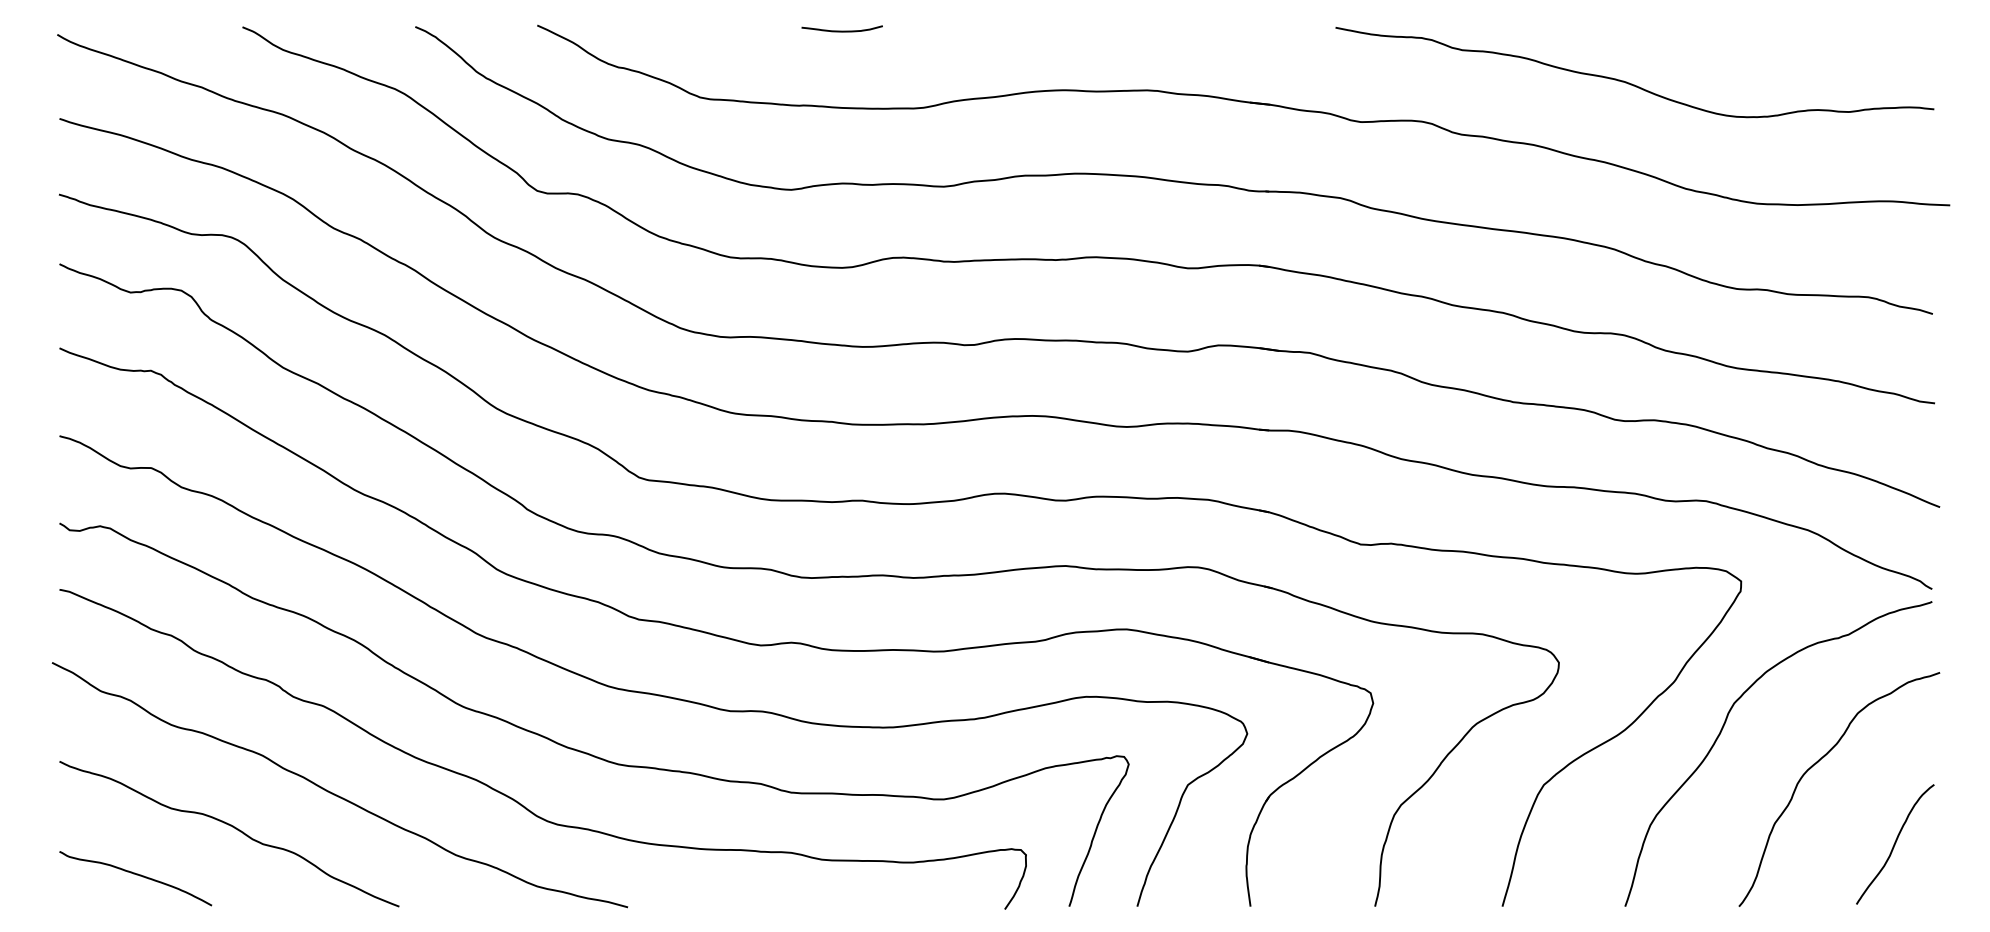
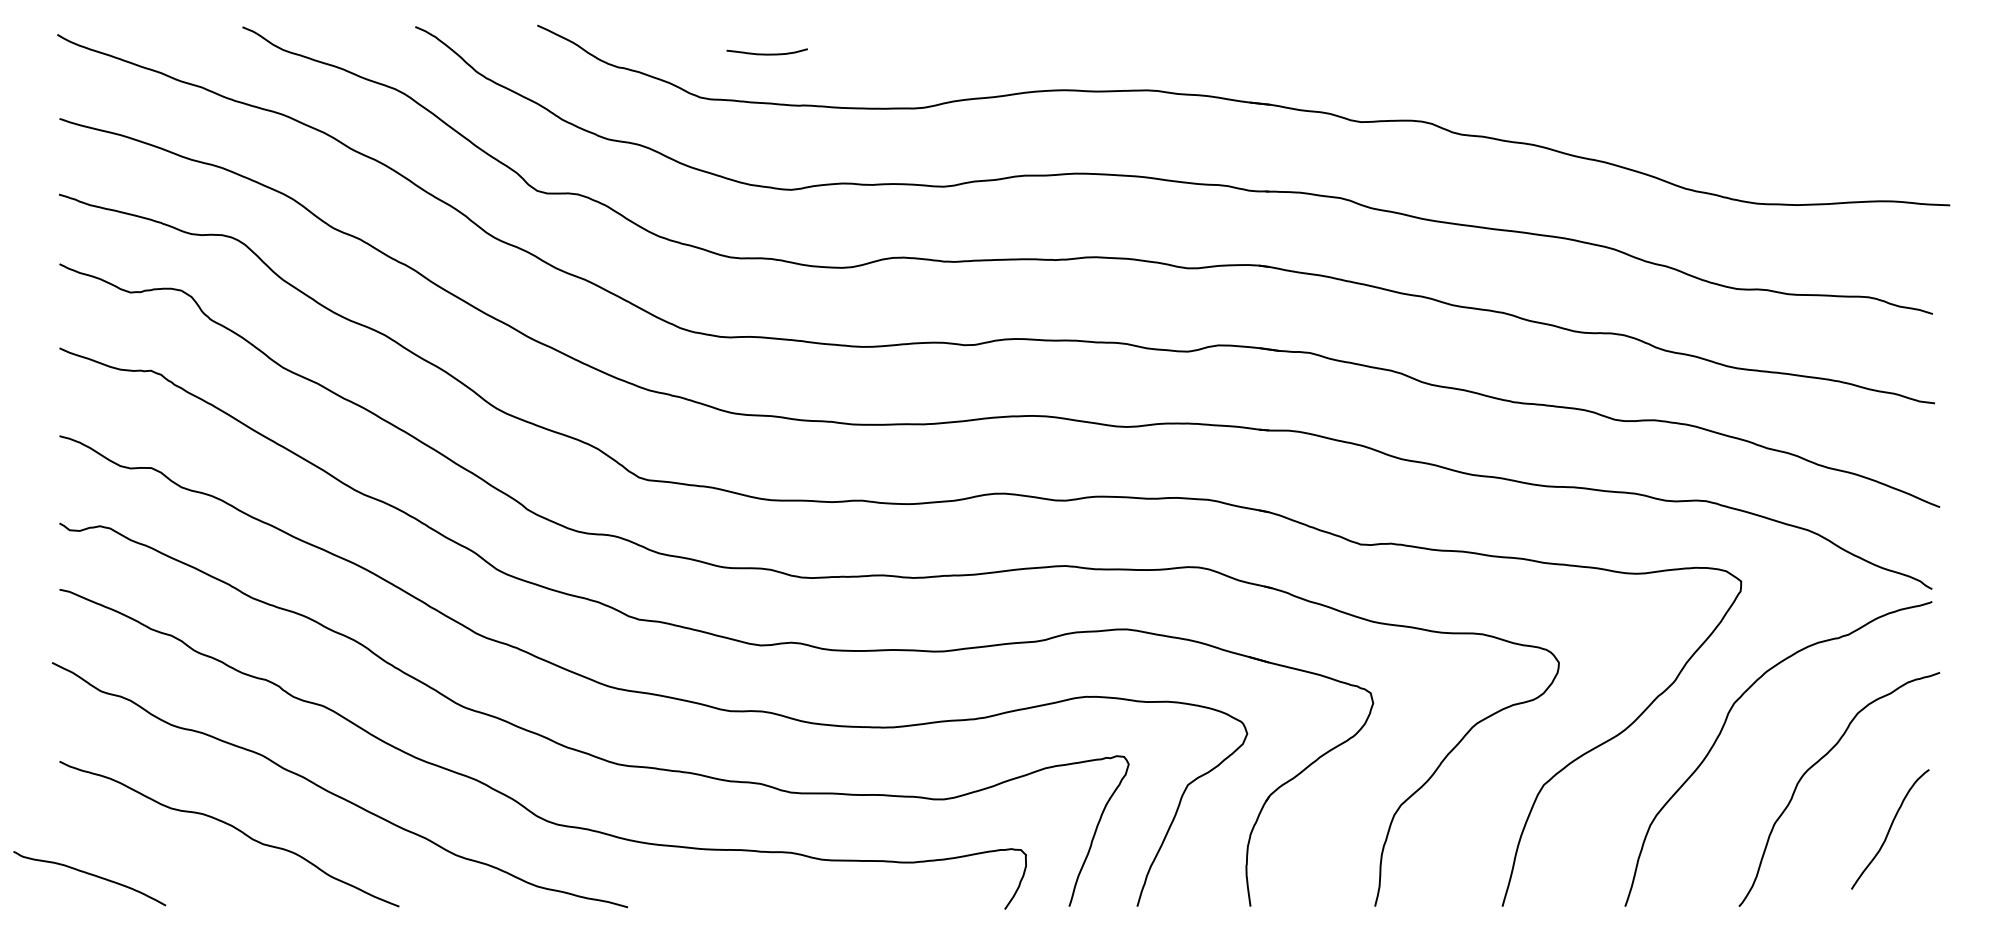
curve position: (841, 30) -> (766, 53) (766, 53)
curve: present -> none (1629, 82)
curve position: (1895, 844) -> (1890, 829) (1890, 829)
curve position: (136, 875) -> (90, 875) (90, 875)
